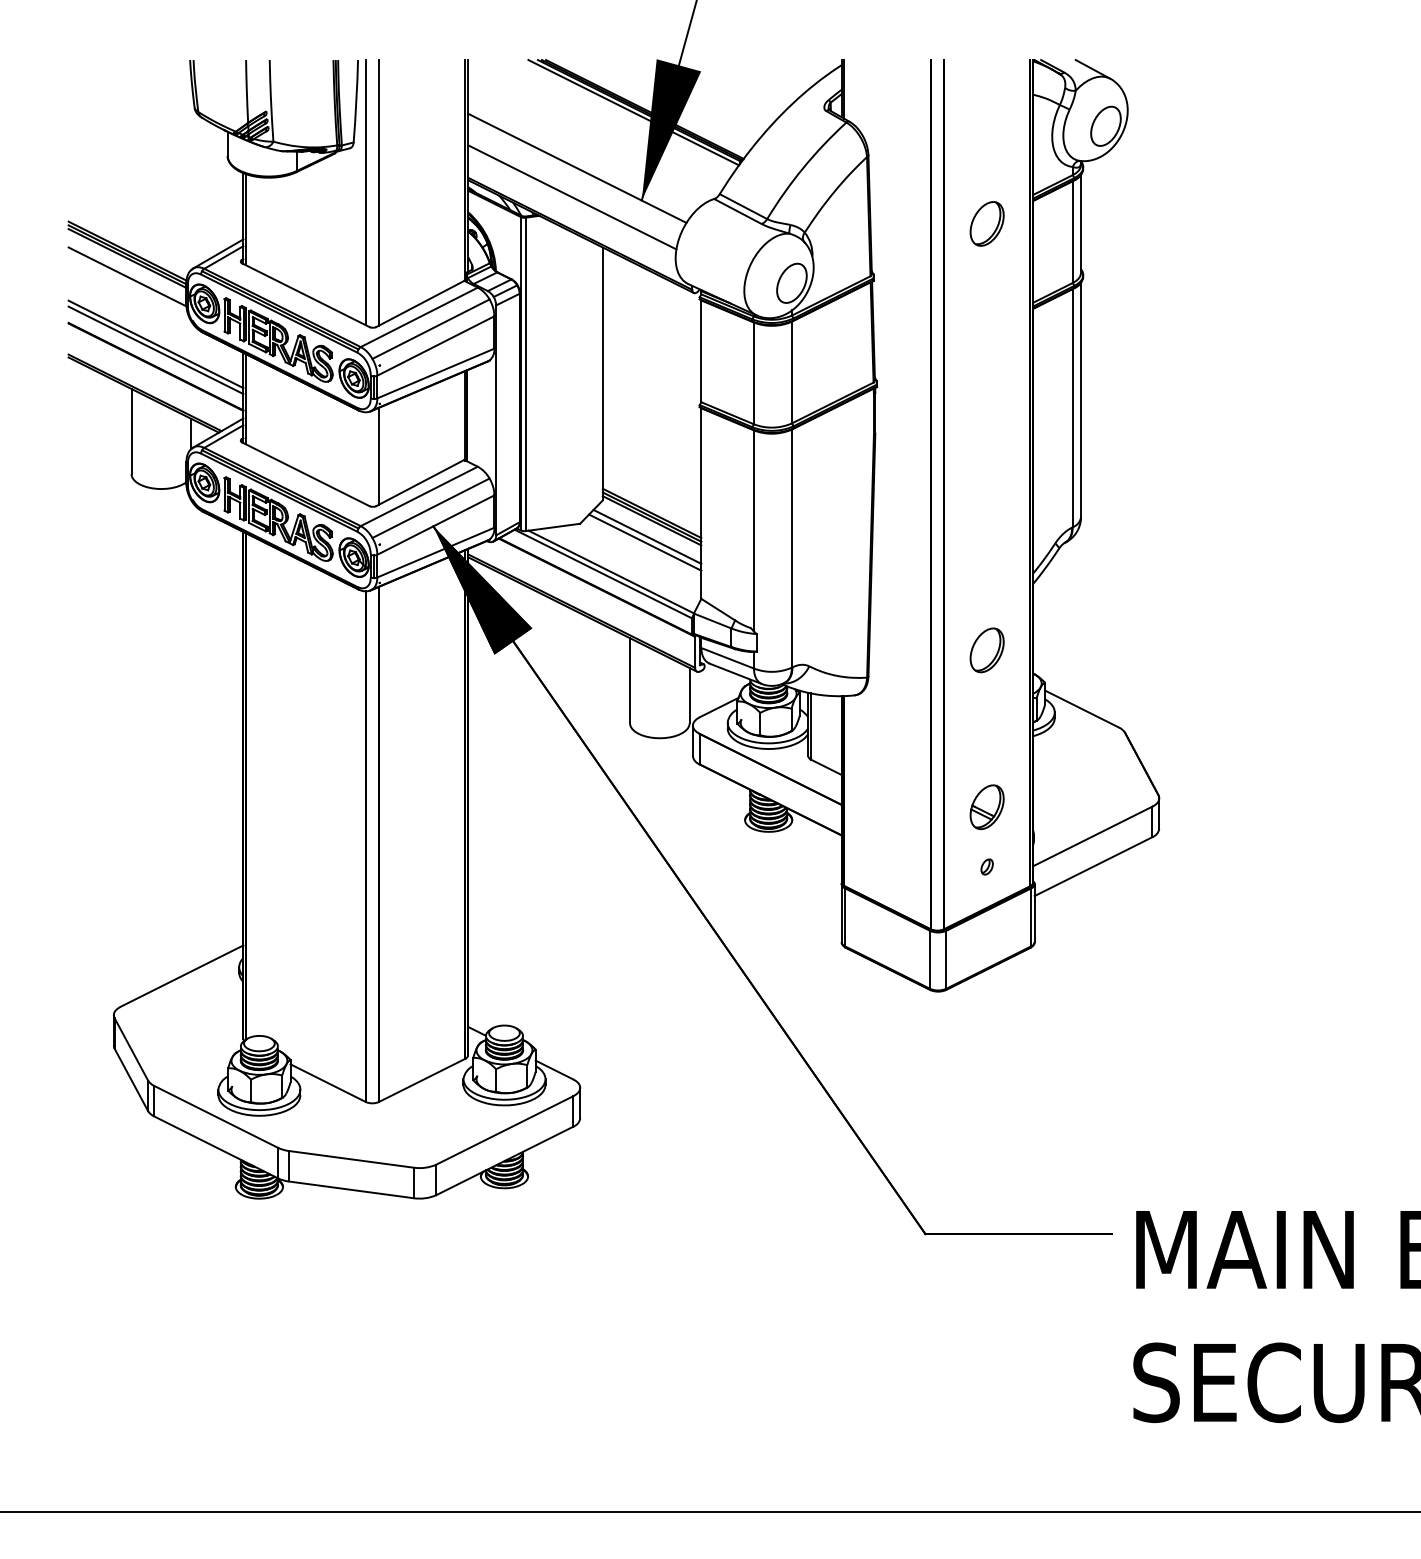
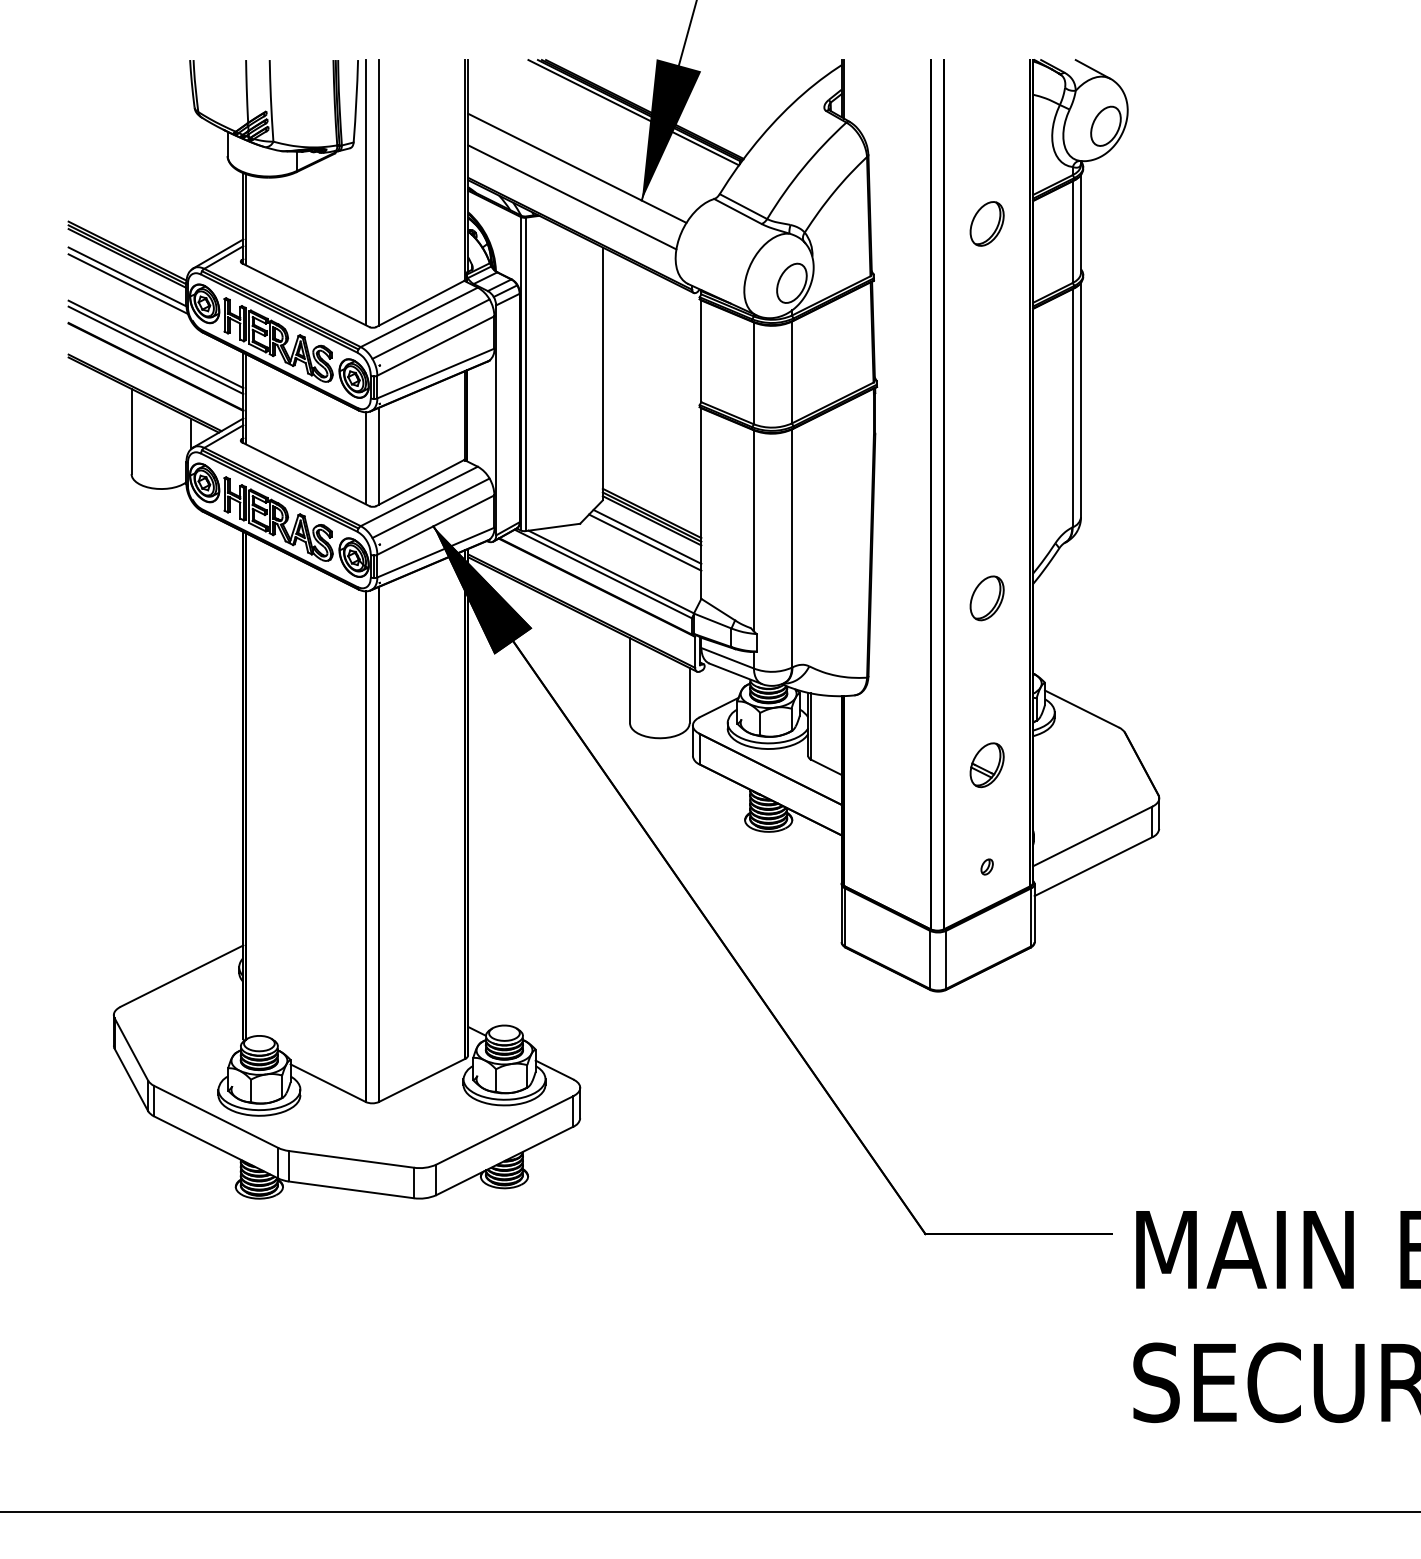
line: none -> present (128, 284)
line: none -> present (365, 458)
part position: (986, 650) -> (986, 598) (986, 598)
part position: (986, 807) -> (986, 765) (986, 765)
